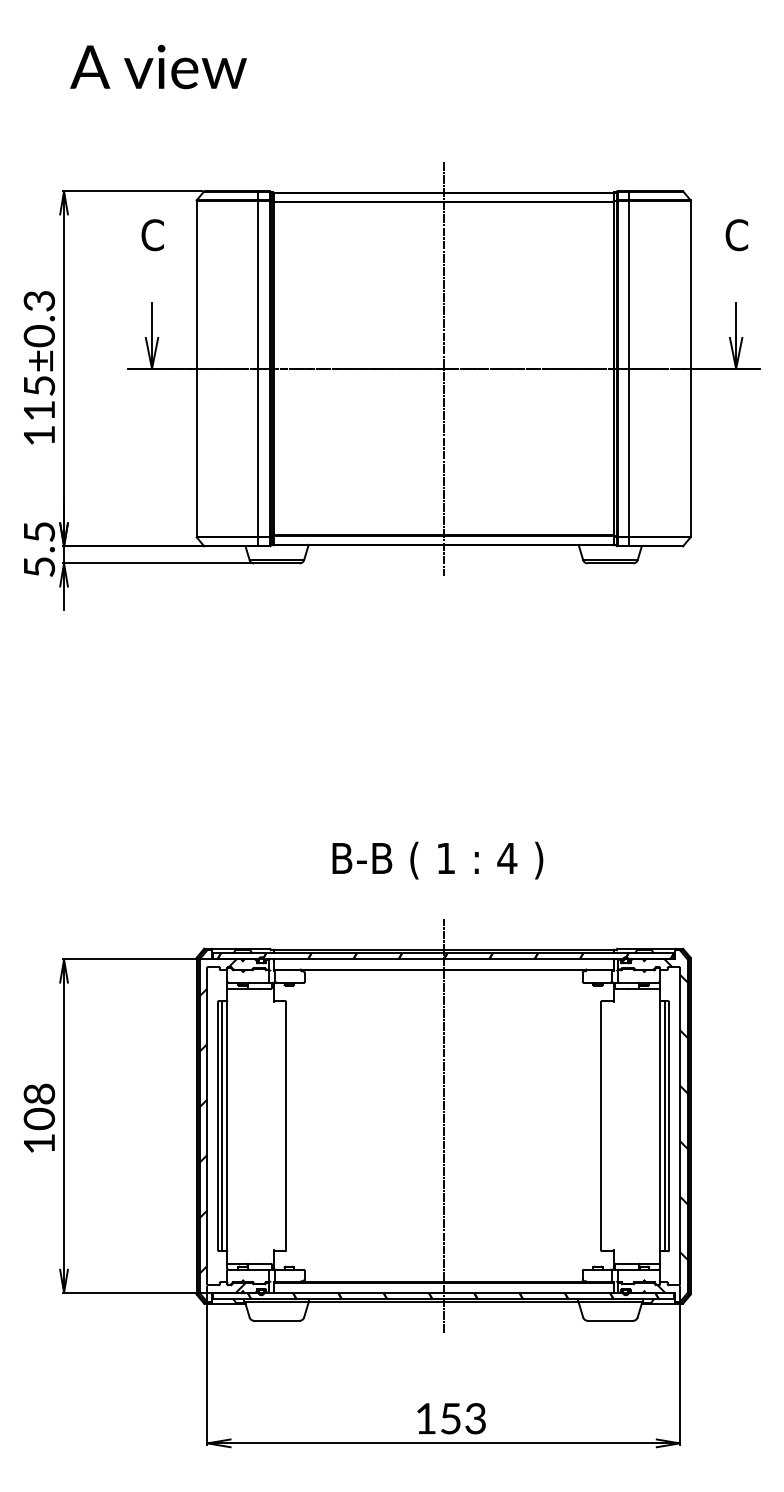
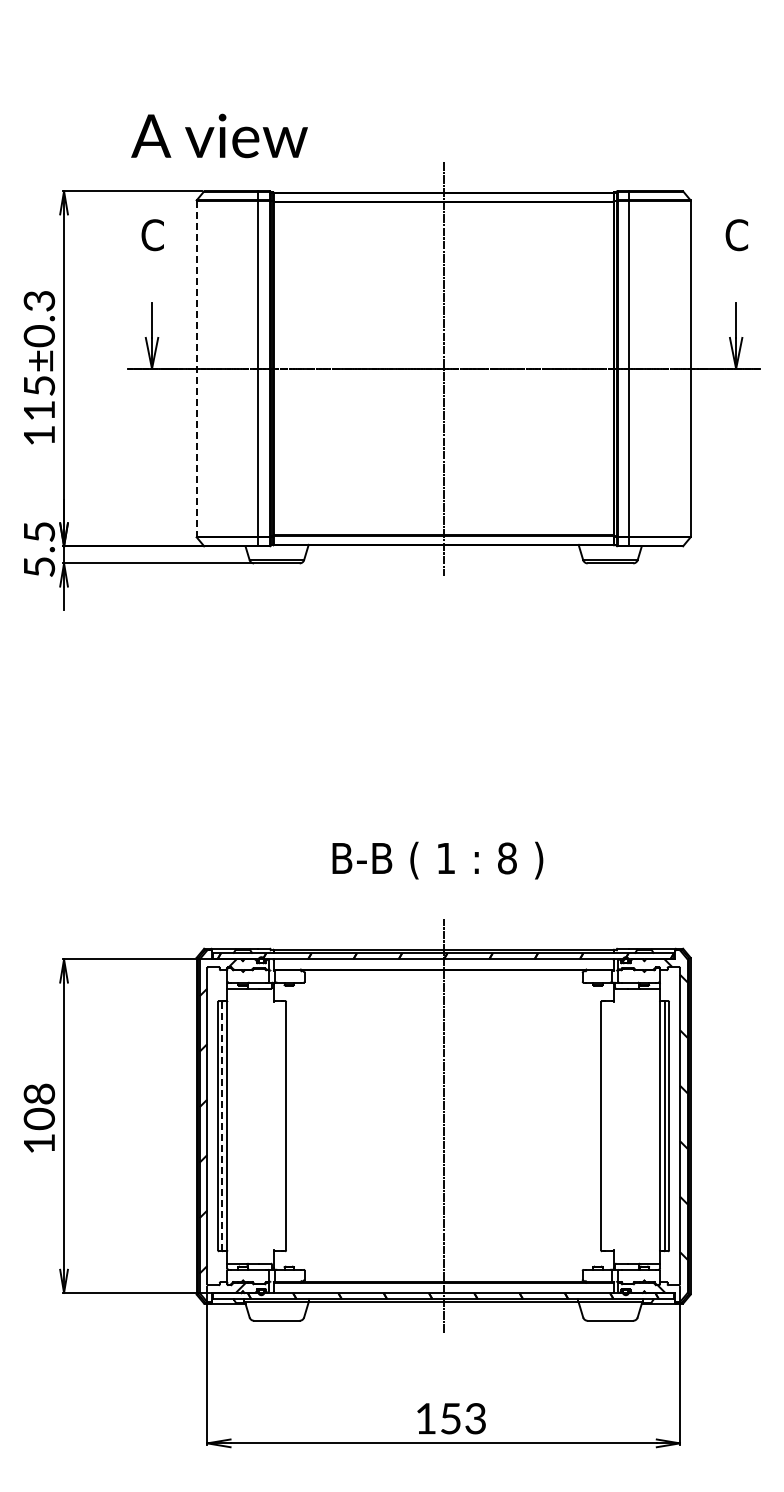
text position: (158, 66) -> (219, 135) (219, 135)
line: solid -> dashed (196, 368)
text: 4 -> 8 (507, 858)
line: solid -> dashed (222, 1126)
